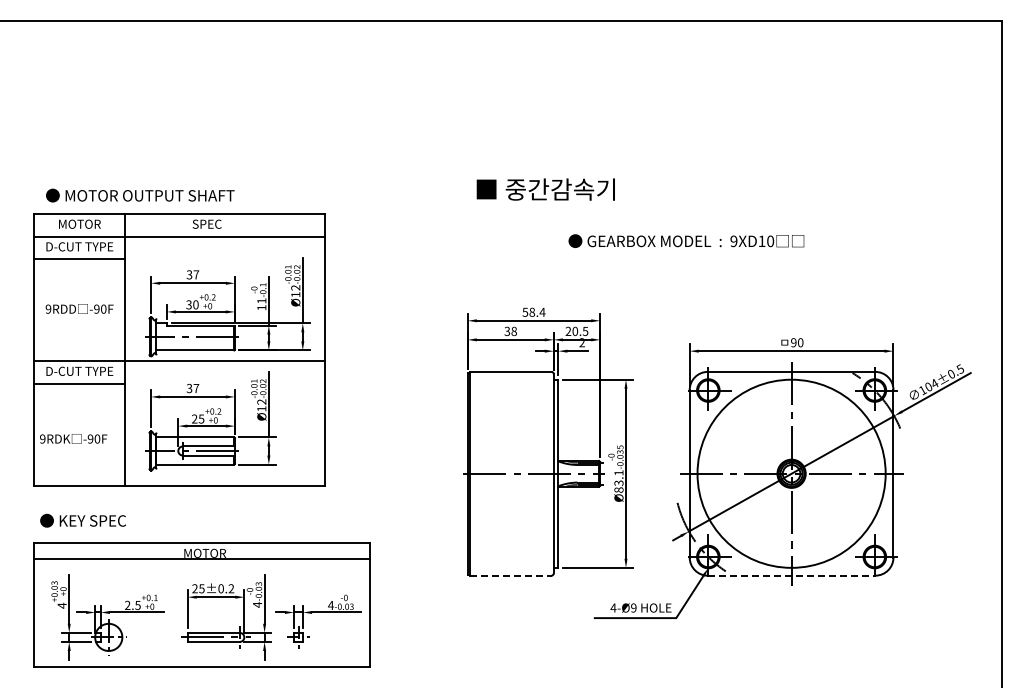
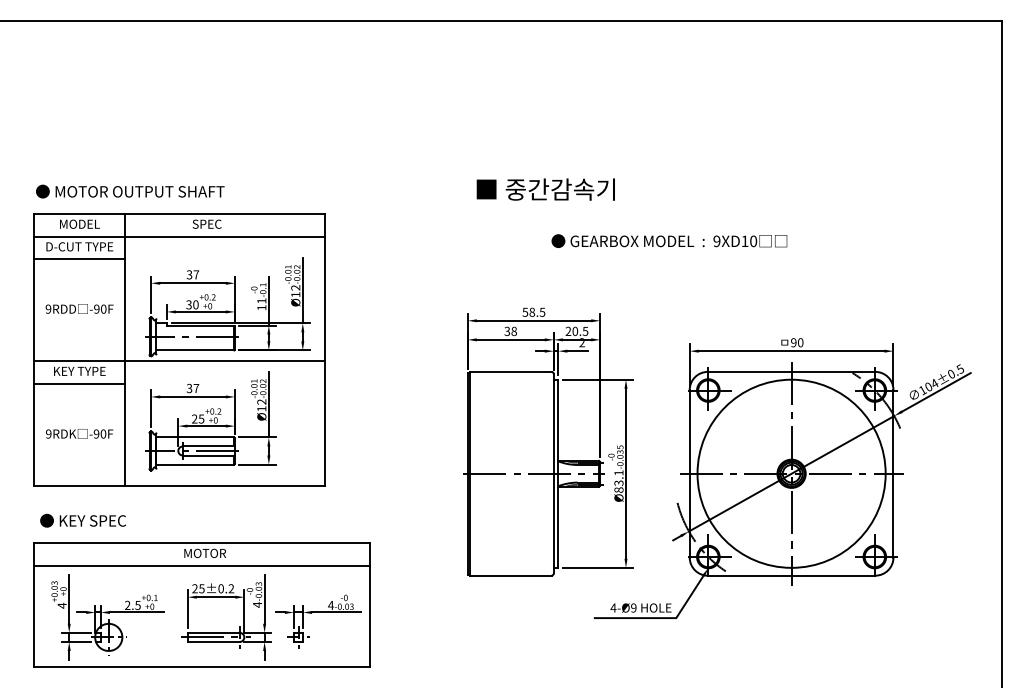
text position: (140, 195) -> (130, 191) (130, 191)
text: MOTOR -> MODEL (79, 223)
text position: (686, 240) -> (669, 240) (669, 240)
text: 58.4 -> 58.5 (541, 311)
text: D-CUT TYPE -> KEY TYPE (79, 370)
text position: (73, 438) -> (79, 433) (79, 433)
line position: (201, 558) -> (201, 565) (201, 565)
line: dashed -> solid (510, 575)
line: dashed -> solid (791, 575)
